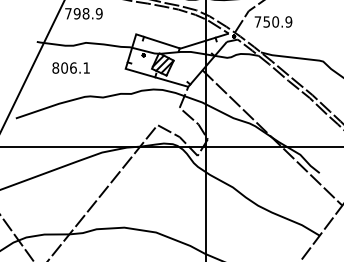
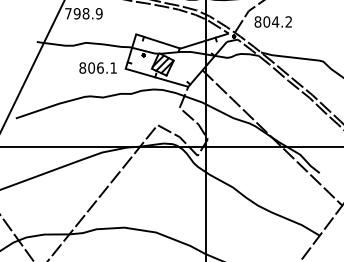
text: 750.9 -> 804.2 (273, 21)
text position: (70, 67) -> (97, 67) (97, 67)
